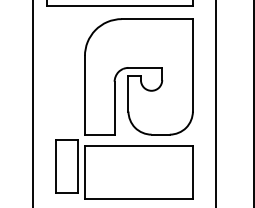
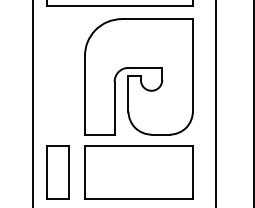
part position: (66, 166) -> (57, 172) (57, 172)
